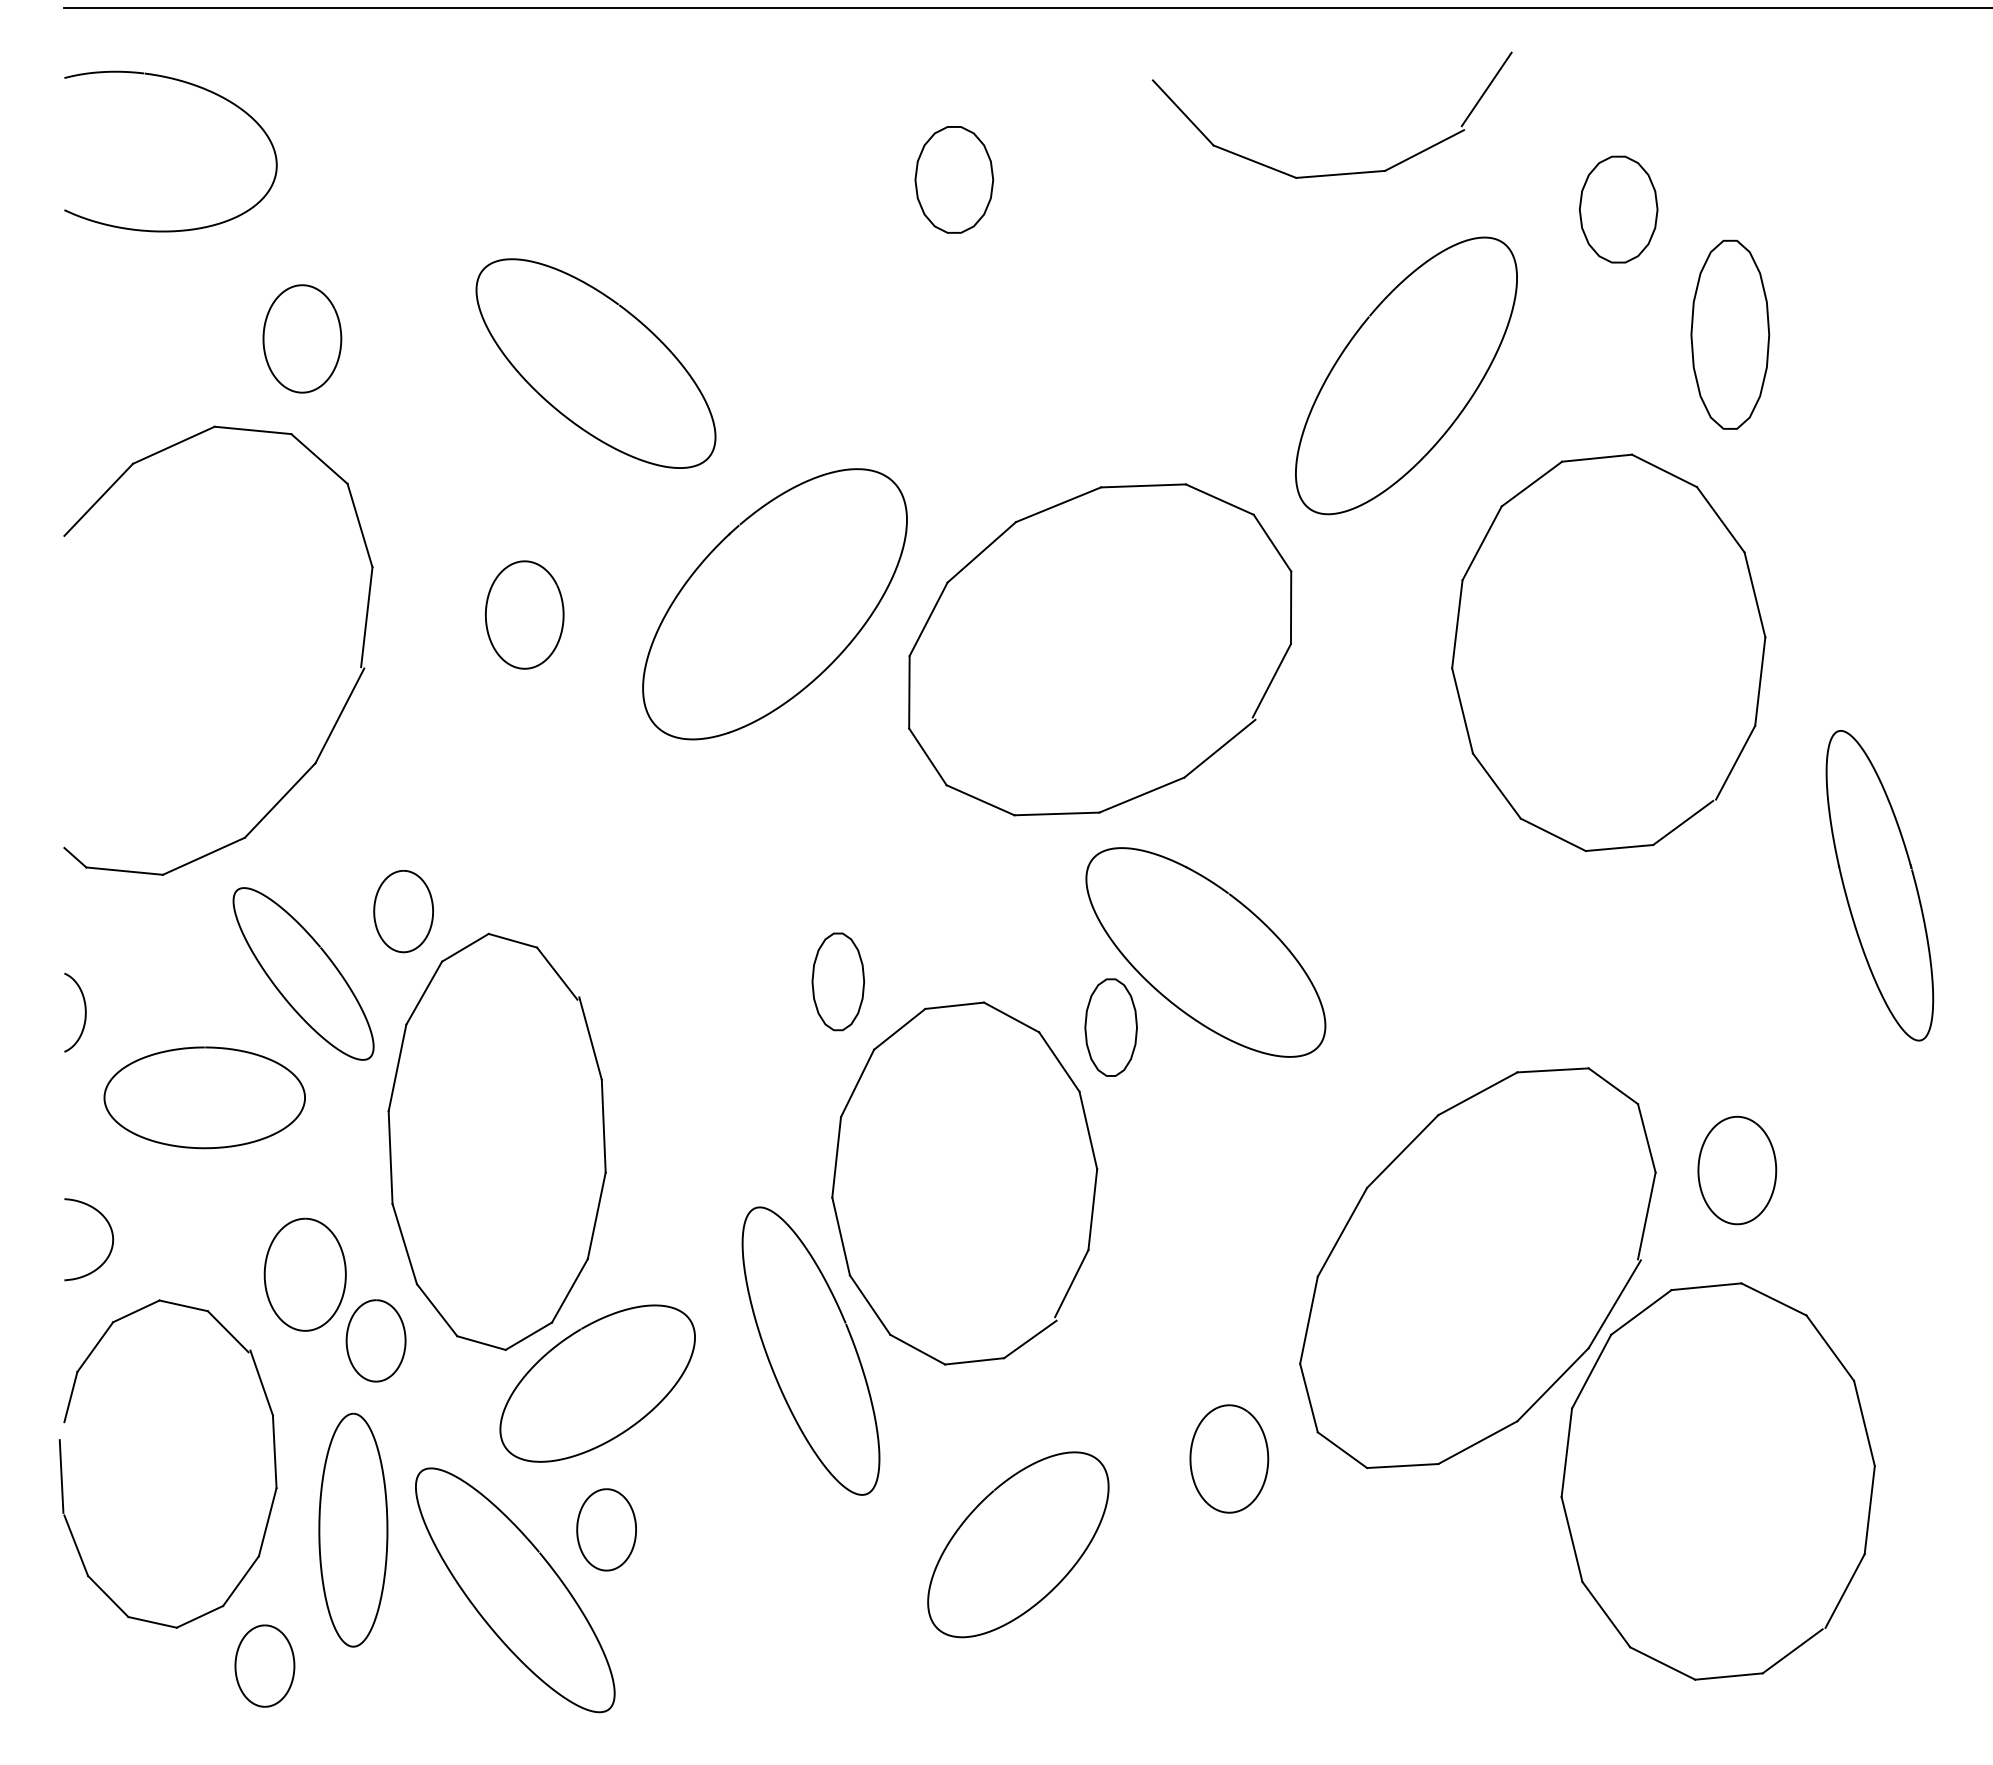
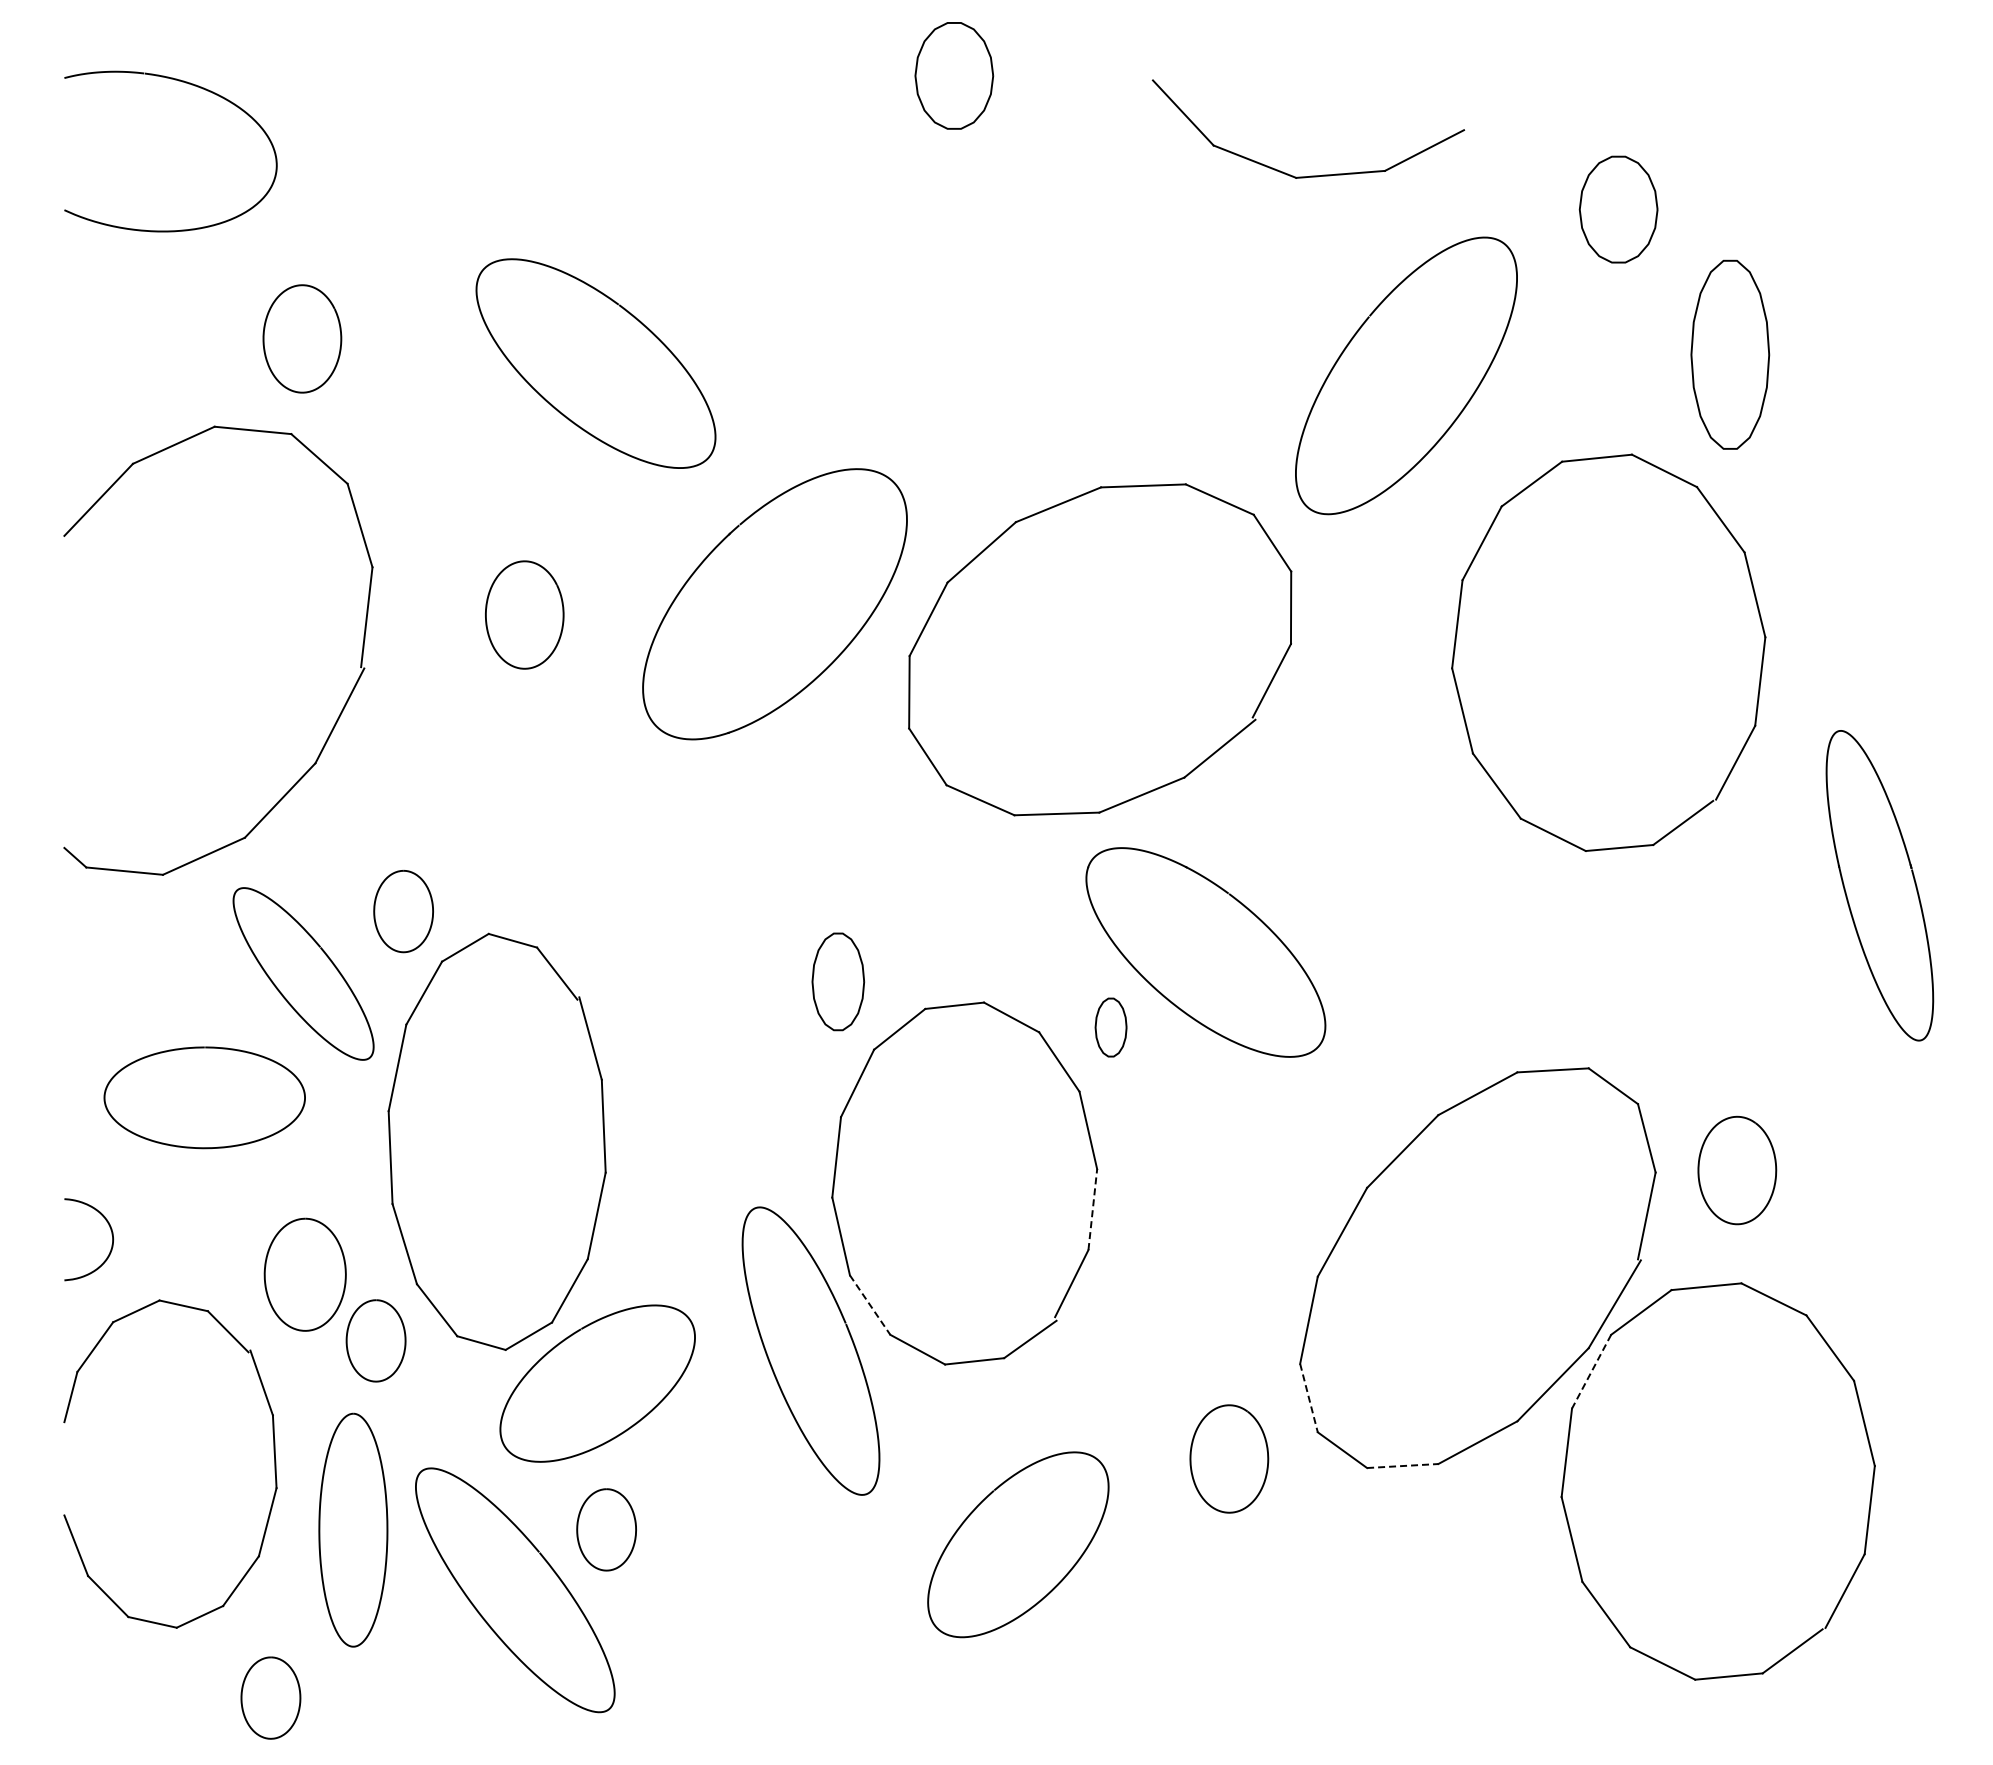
line: present -> none (1026, 8)
line: present -> none (1486, 89)
part position: (954, 179) -> (954, 75) (954, 75)
part position: (1730, 334) -> (1730, 354) (1730, 354)
curve: present -> none (84, 1011)
part size: 54x99 px -> 34x61 px (1110, 1027)
line: solid -> dashed (1092, 1209)
line: solid -> dashed (870, 1305)
line: solid -> dashed (1591, 1371)
line: solid -> dashed (1309, 1398)
line: solid -> dashed (1402, 1466)
line: present -> none (61, 1476)
curve position: (236, 1665) -> (242, 1697) (242, 1697)
